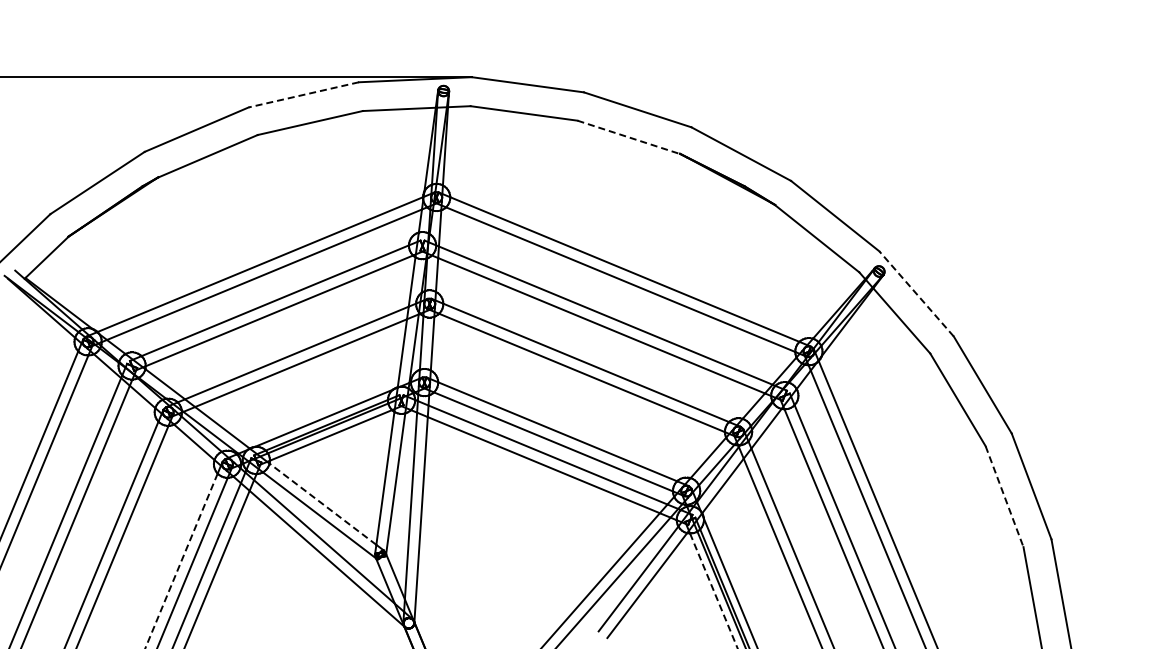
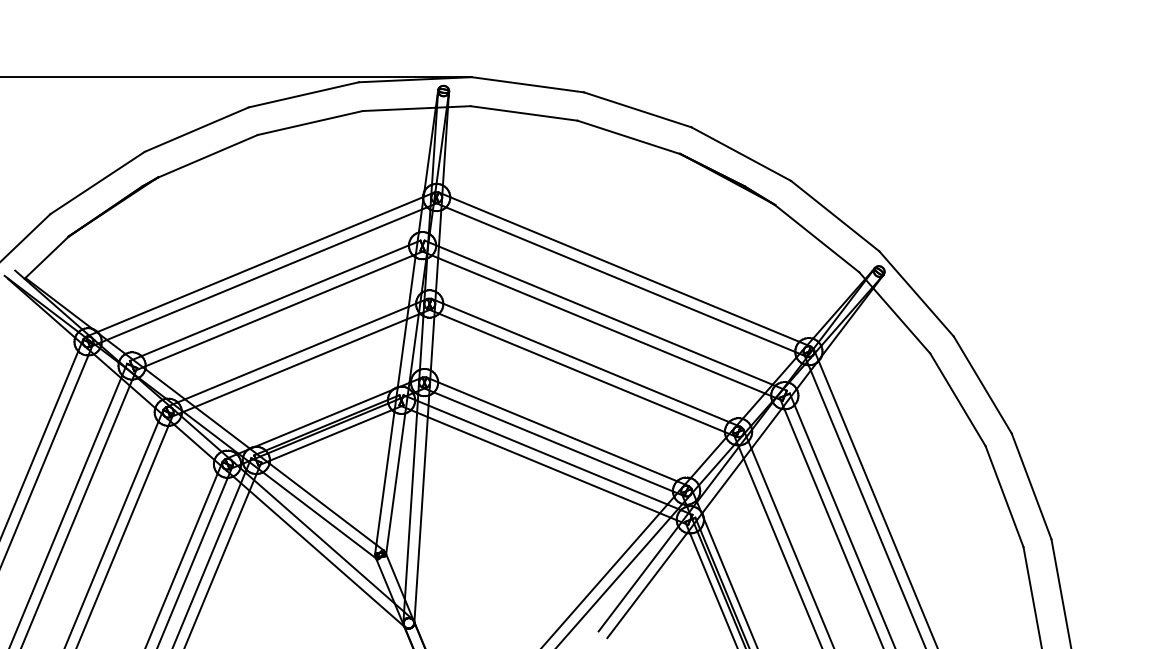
line: dashed -> solid (303, 94)
line: dashed -> solid (628, 137)
line: dashed -> solid (916, 293)
line: dashed -> solid (1004, 496)
line: dashed -> solid (322, 503)
line: dashed -> solid (181, 561)
line: dashed -> solid (714, 591)
